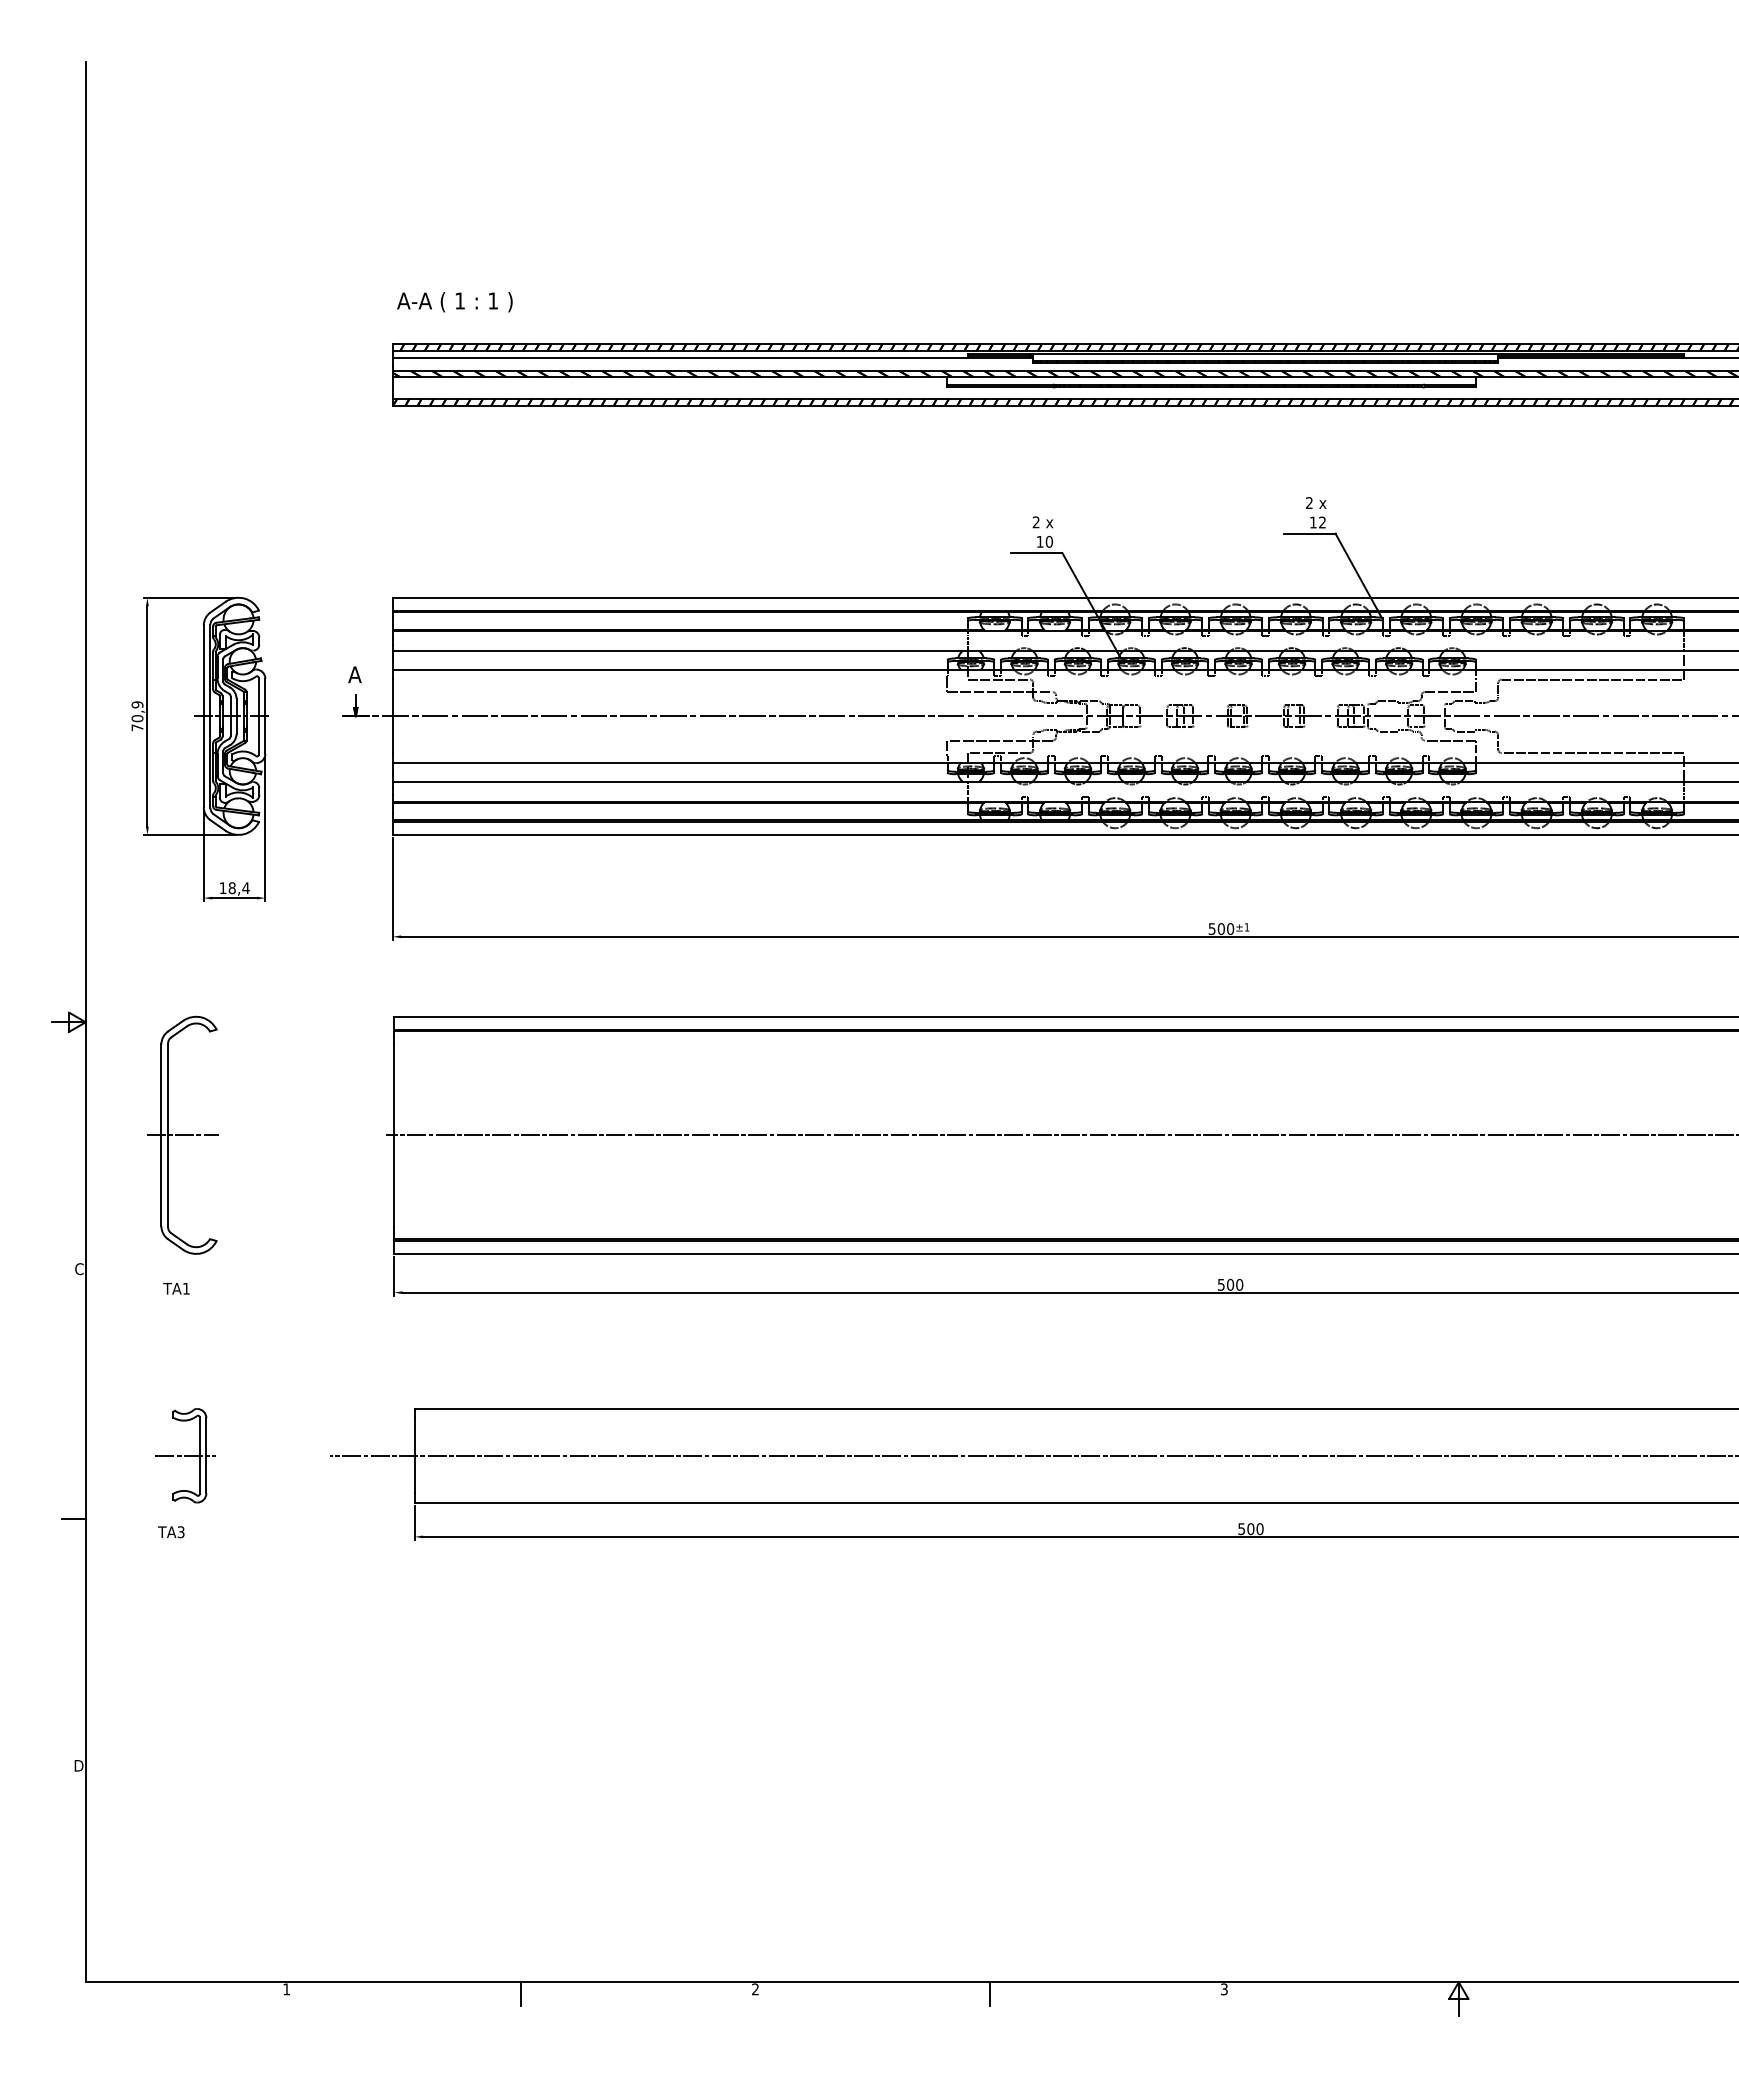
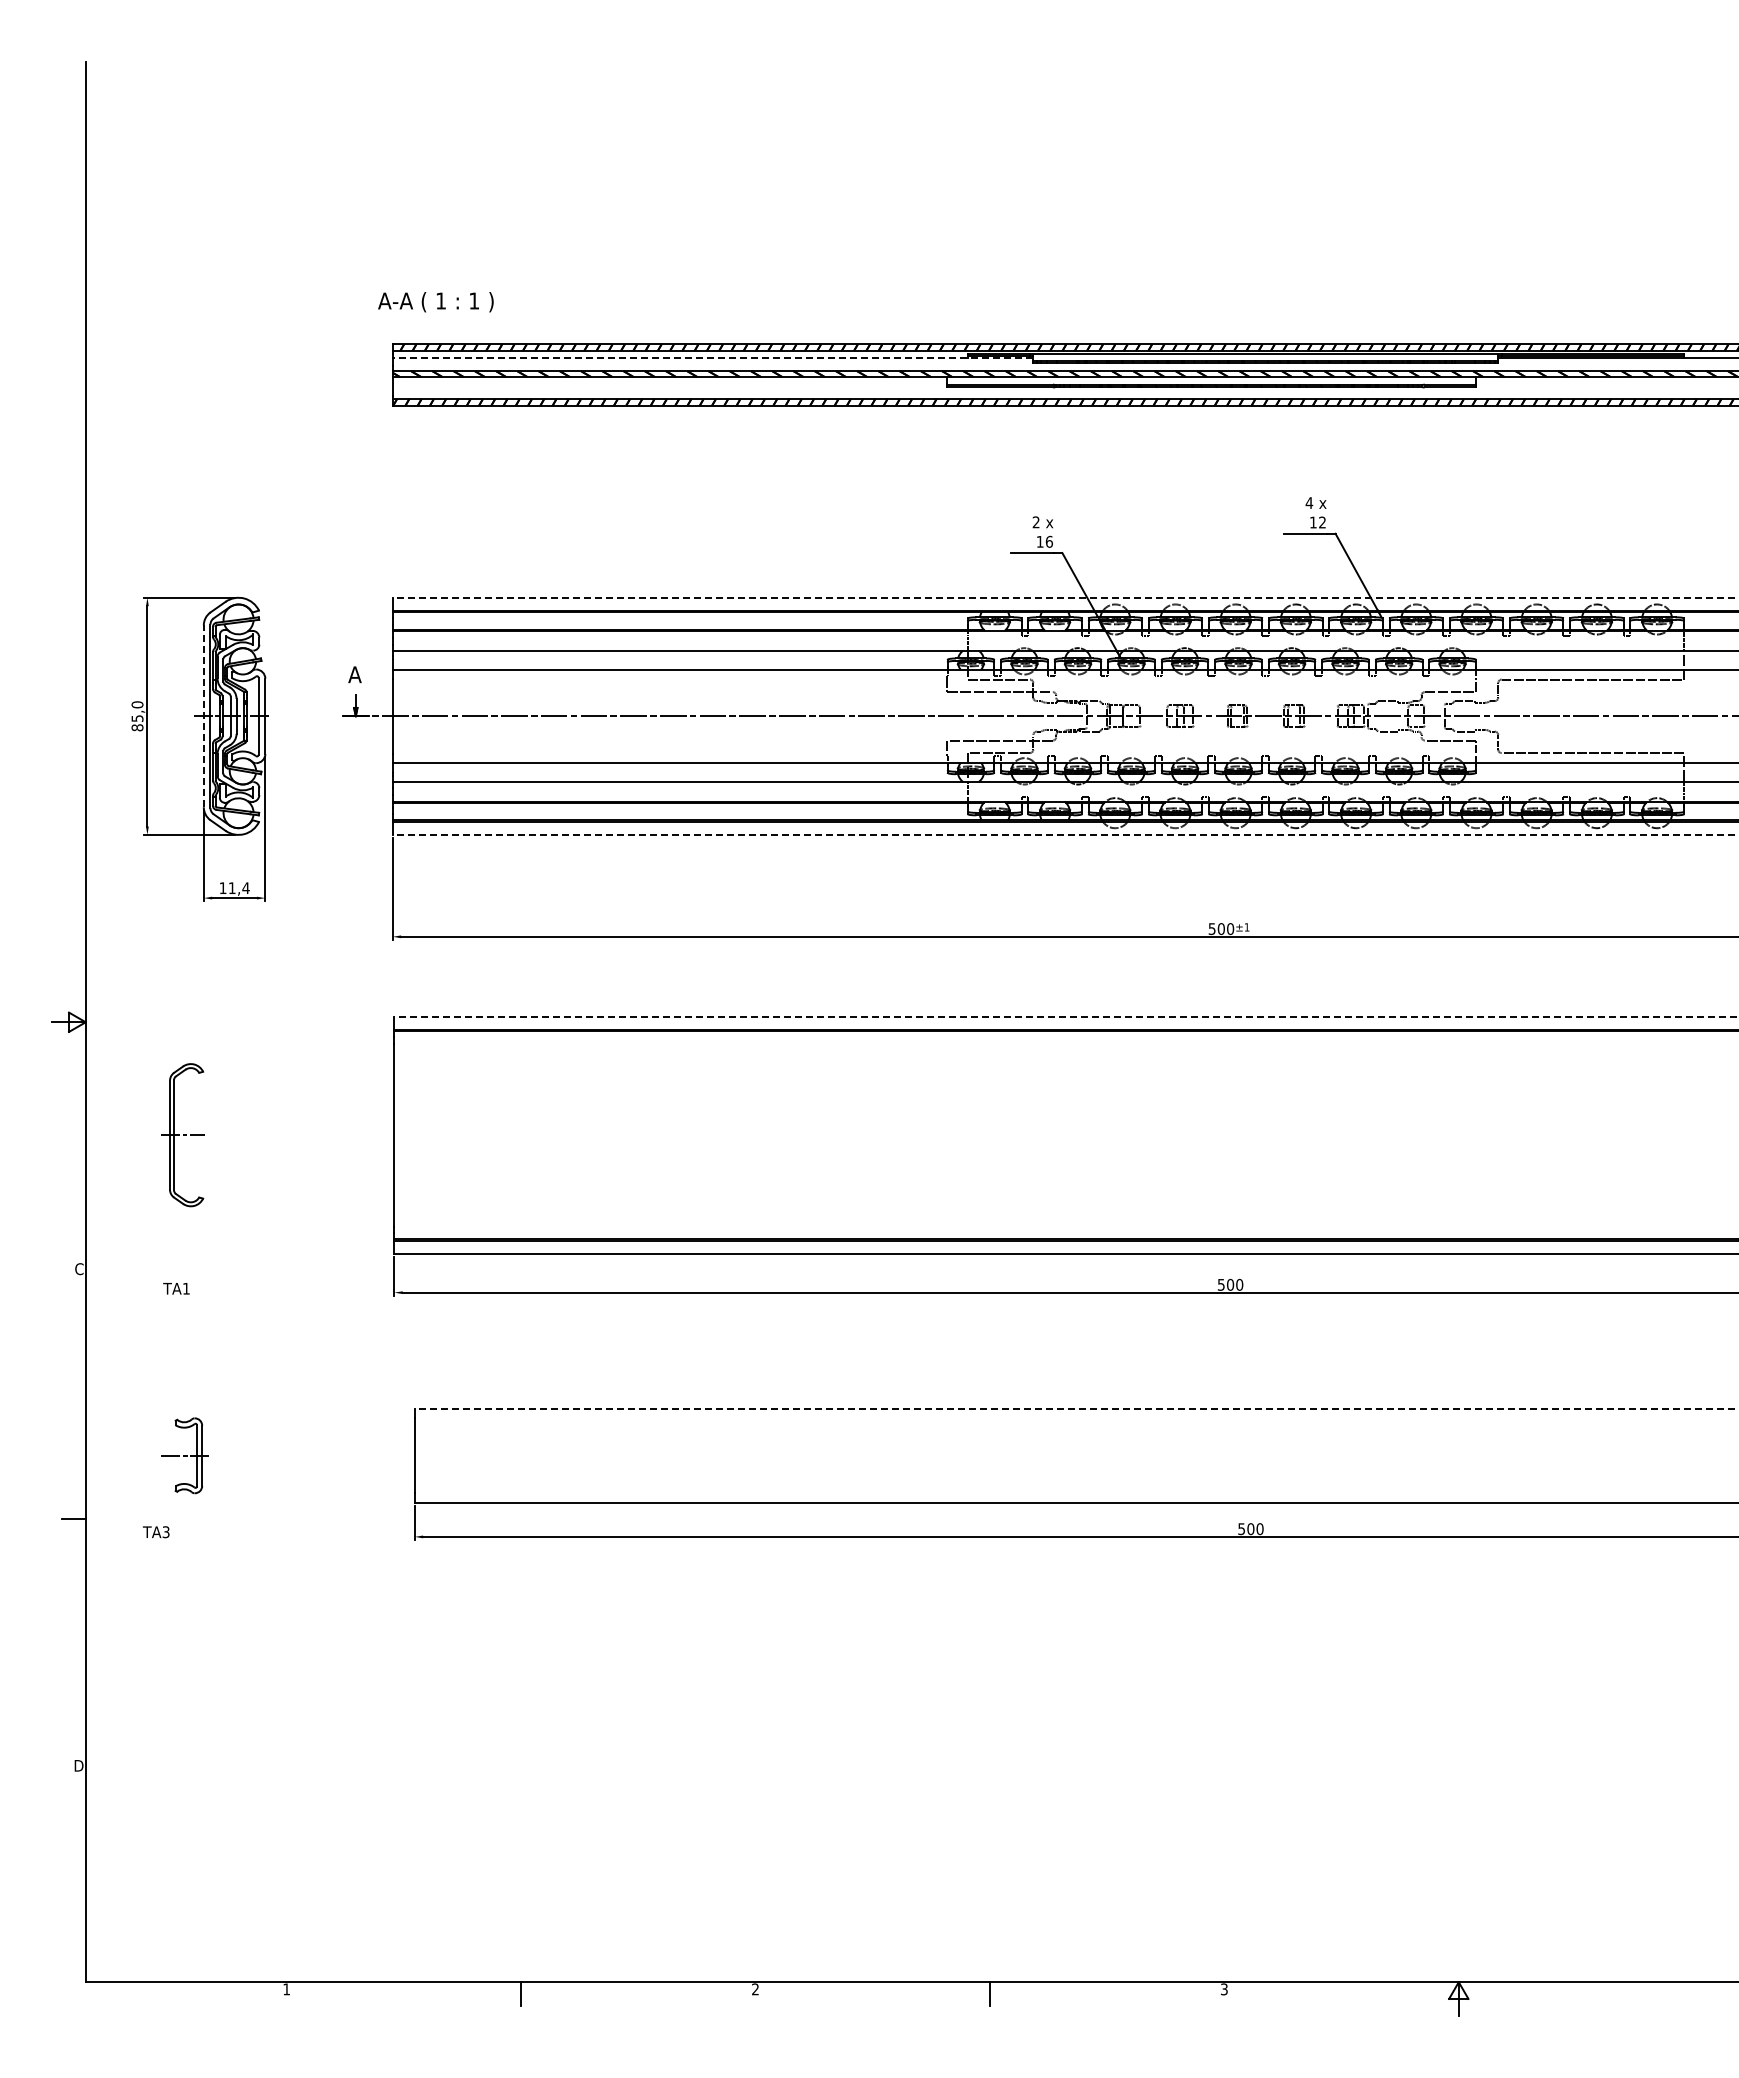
text position: (454, 302) -> (435, 302) (435, 302)
line: solid -> dashed (712, 358)
text: 2 -> 4 (1309, 502)
text: 10 -> 16 (1049, 541)
line: solid -> dashed (1065, 597)
text: 70,9 -> 85,0 (137, 716)
line: solid -> dashed (203, 716)
line: solid -> dashed (1065, 834)
text: 18,4 -> 11,4 (231, 888)
line: solid -> dashed (1066, 1016)
part size: 72x240 px -> 44x145 px (182, 1135)
line: present -> none (1060, 1135)
line: solid -> dashed (1076, 1408)
part size: 61x96 px -> 48x78 px (184, 1455)
line: present -> none (1032, 1455)
text position: (171, 1532) -> (156, 1532) (156, 1532)
